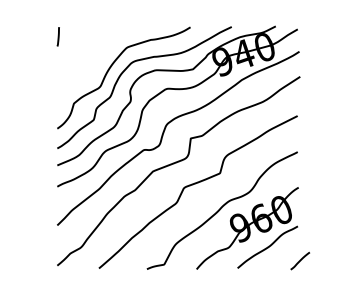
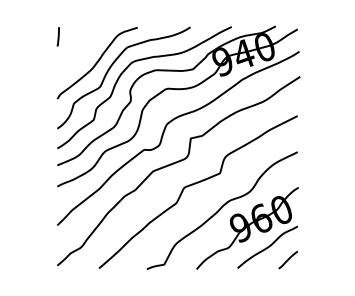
curve: none -> present (96, 63)
curve position: (300, 260) -> (288, 259) (288, 259)
